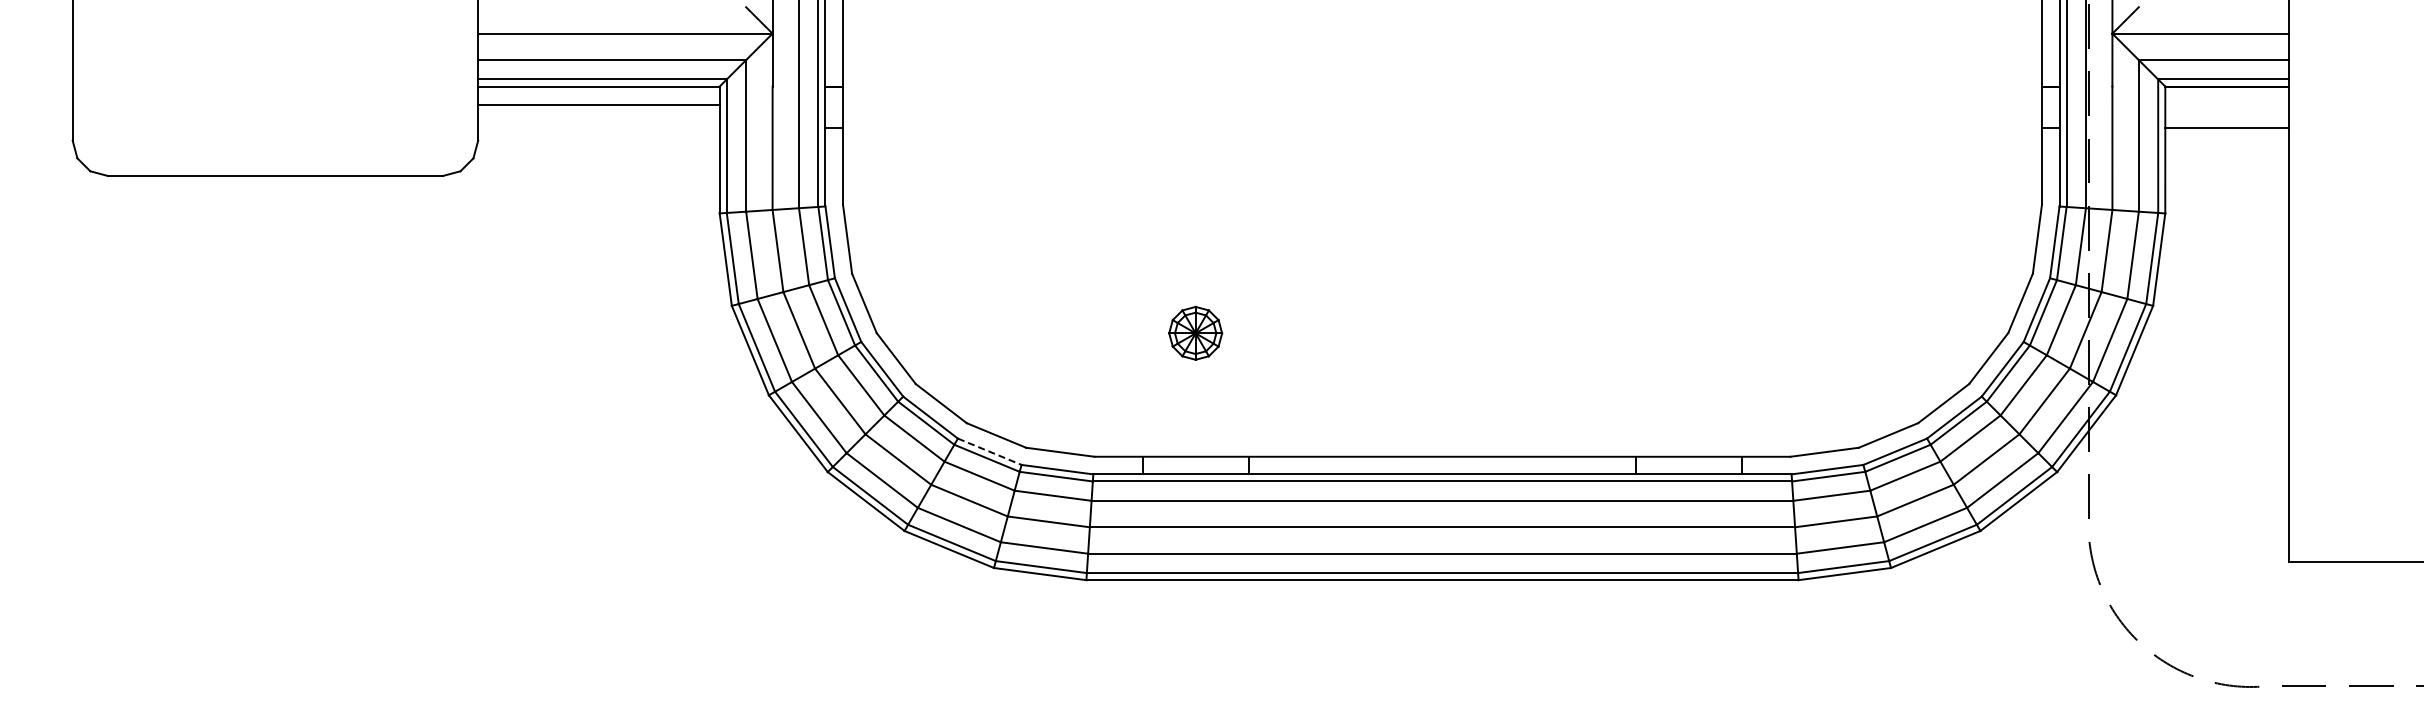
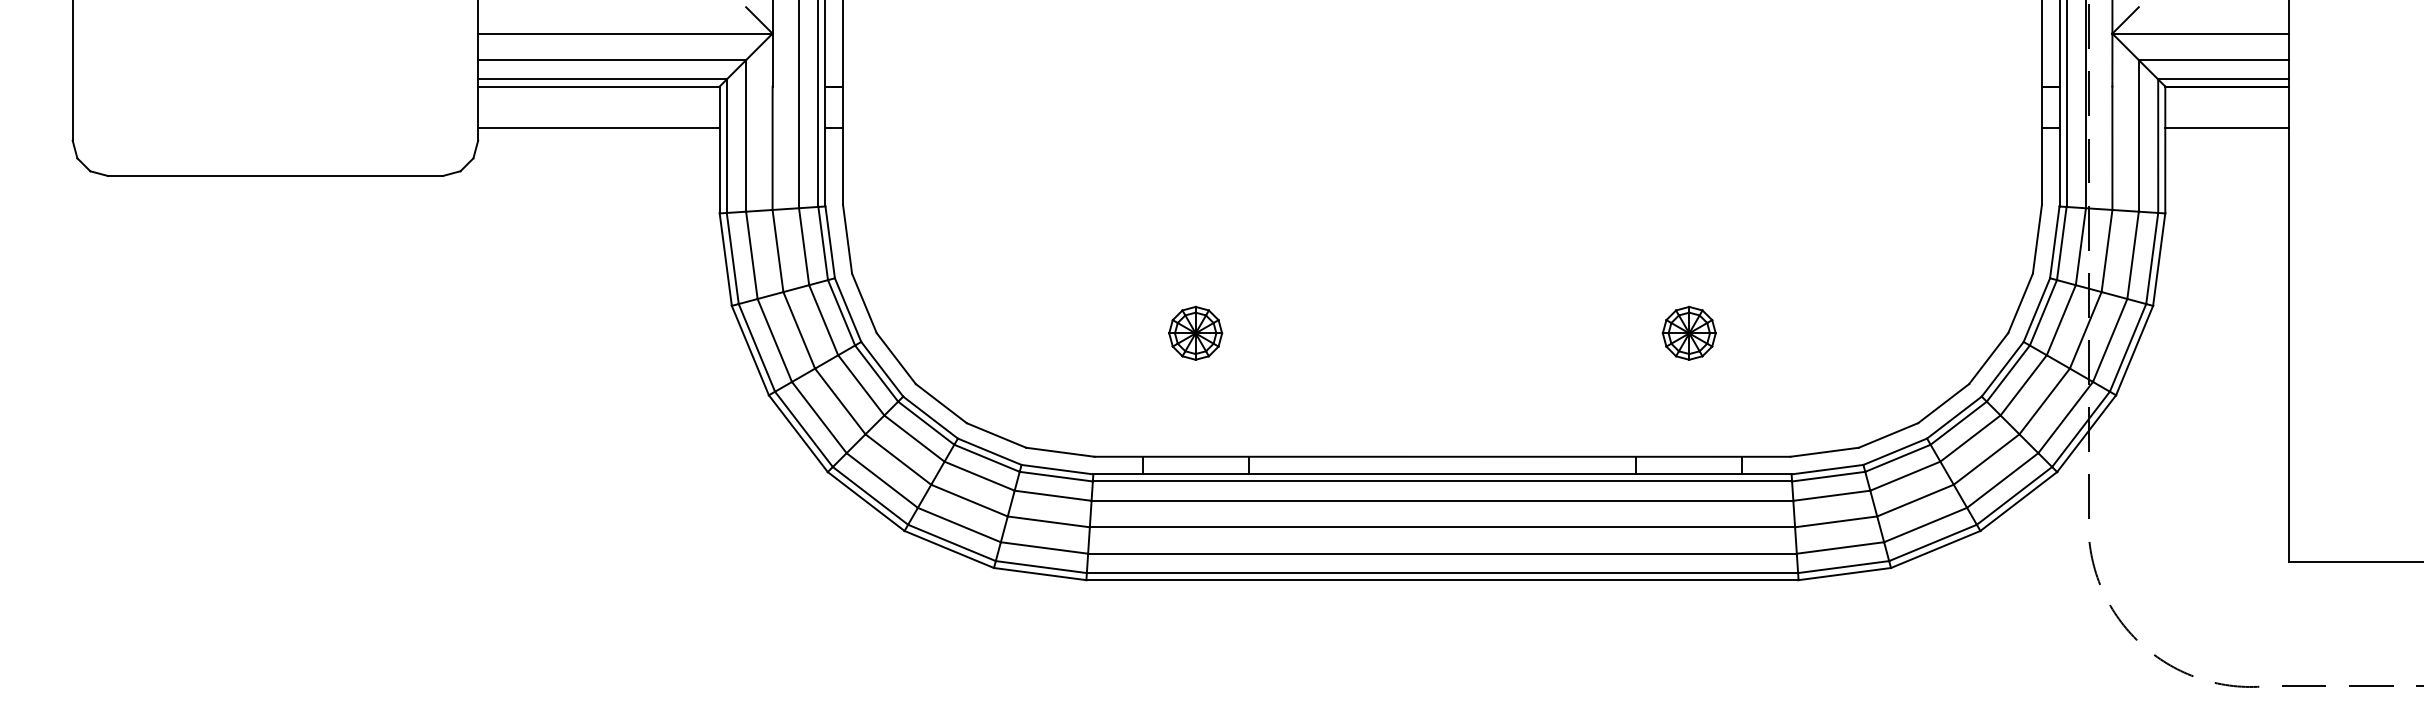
line position: (598, 105) -> (598, 128) (598, 128)
part: none -> present (1688, 332)
line: dashed -> solid (990, 451)
